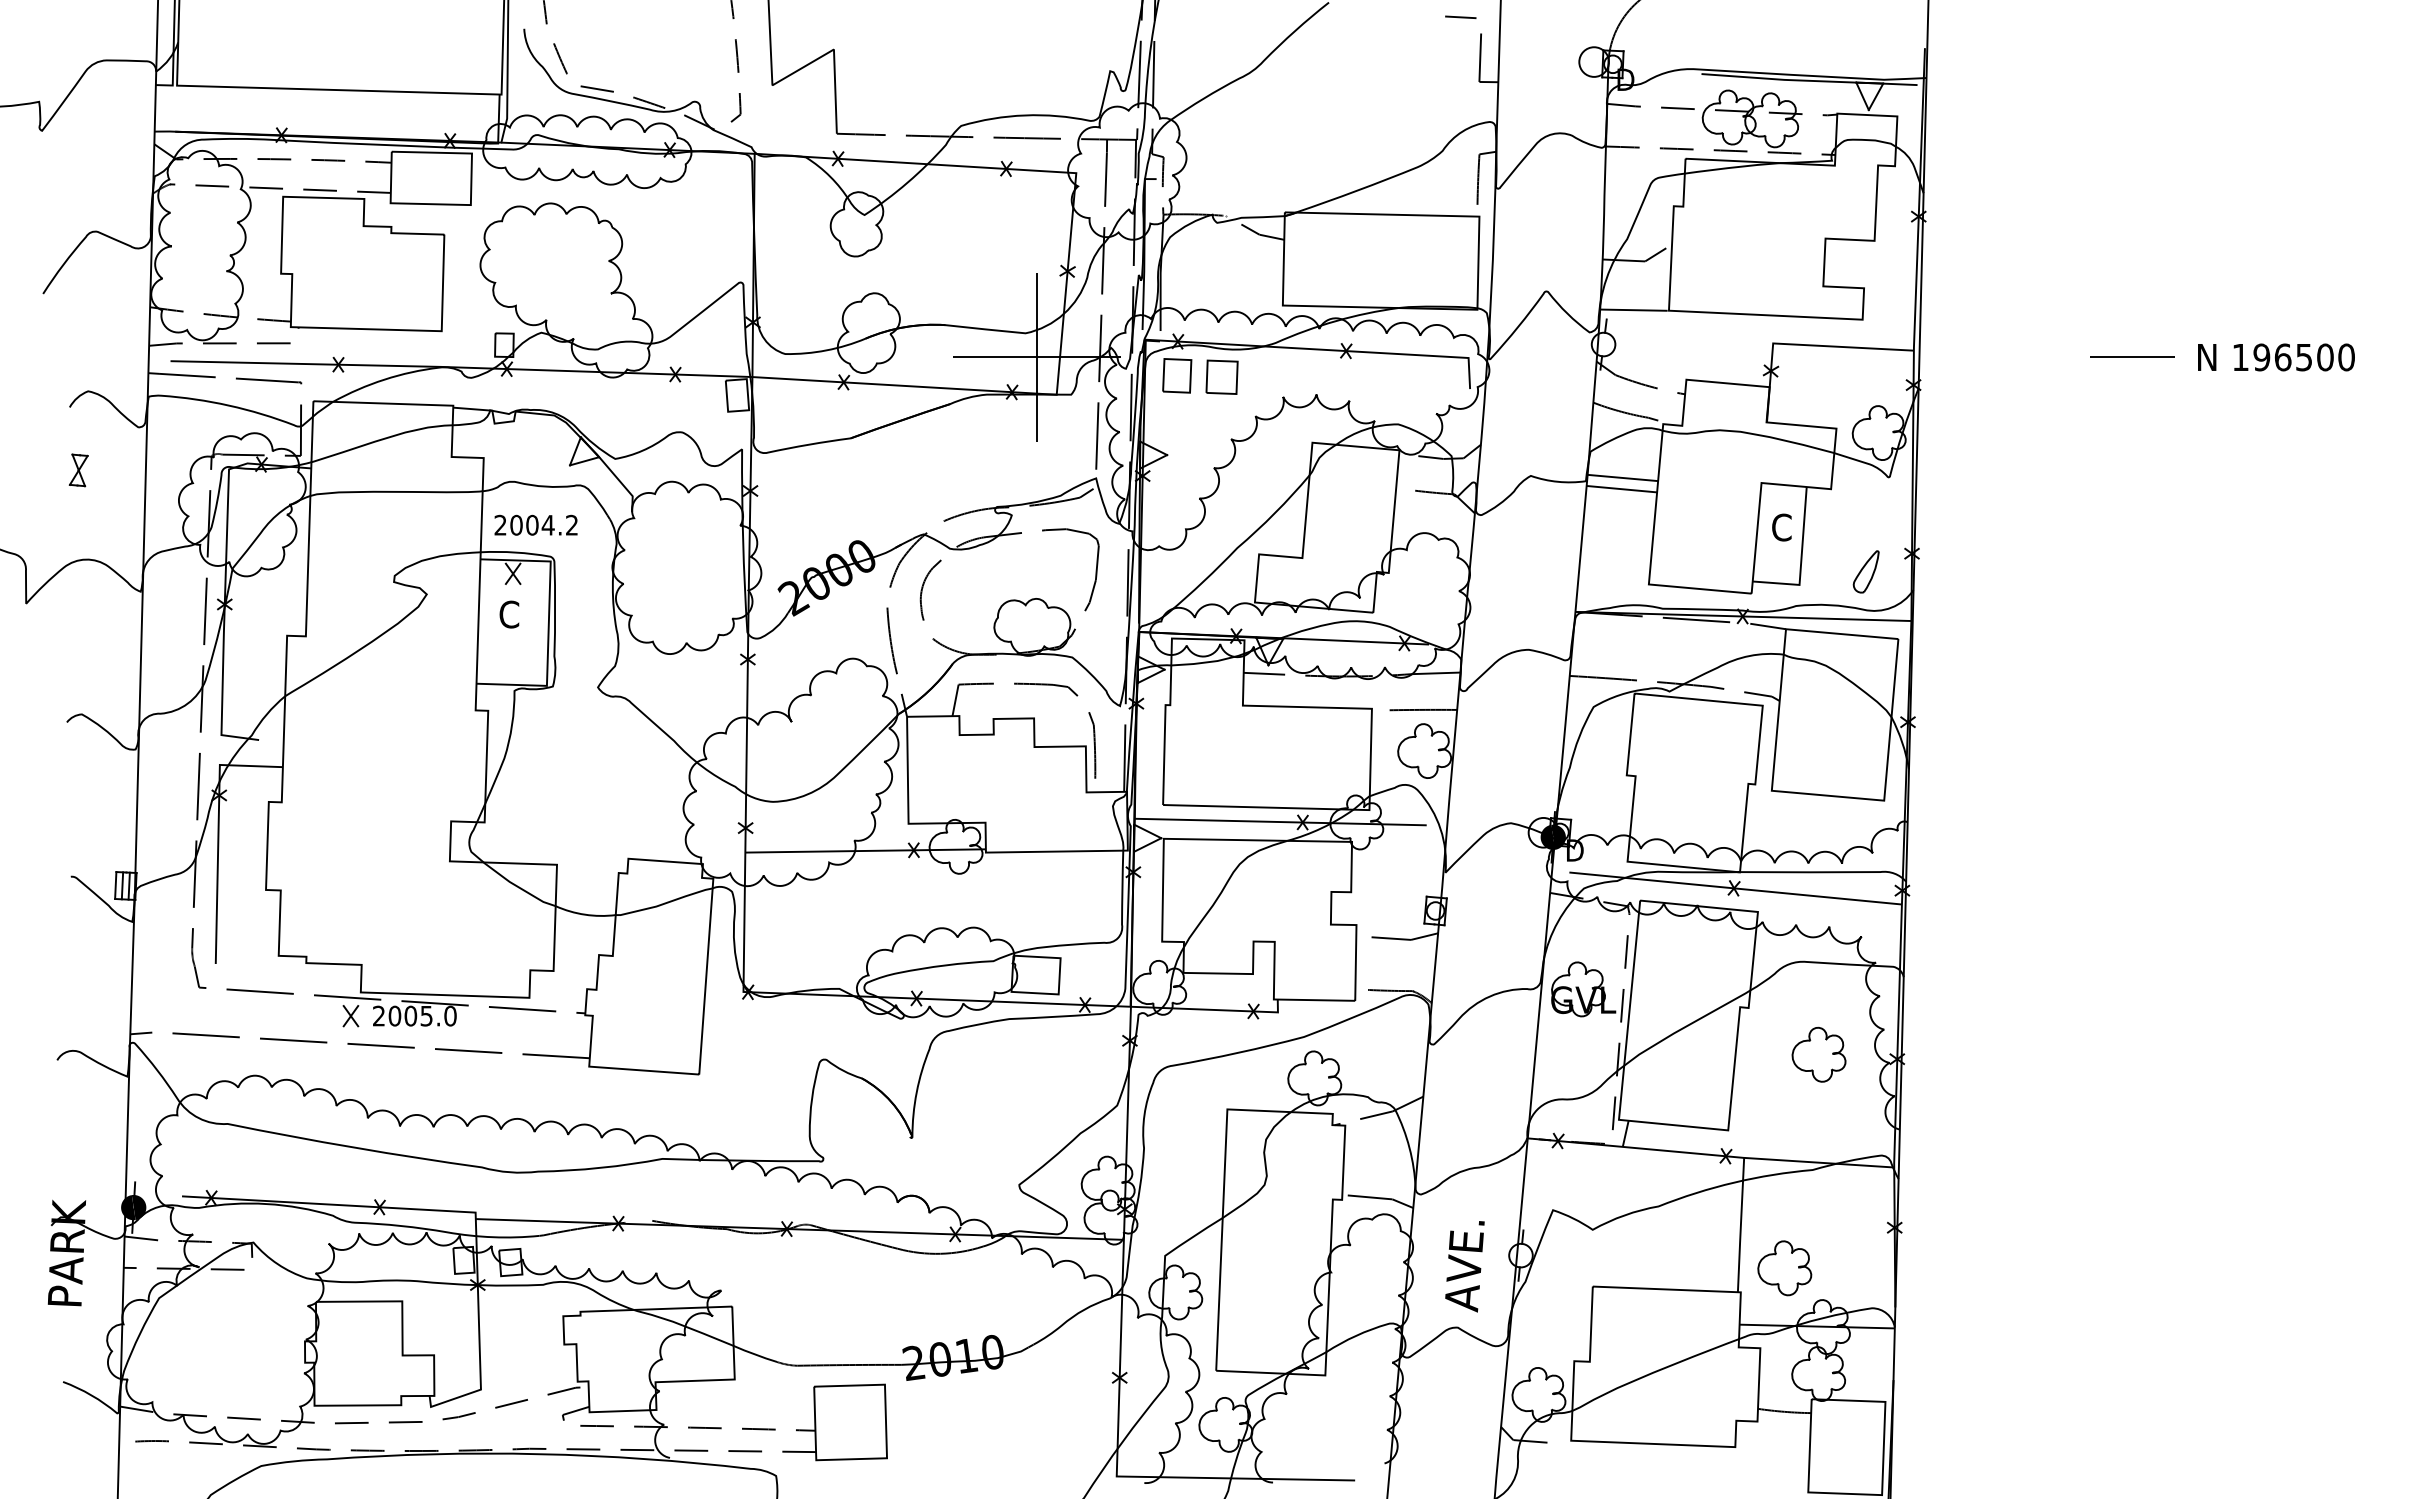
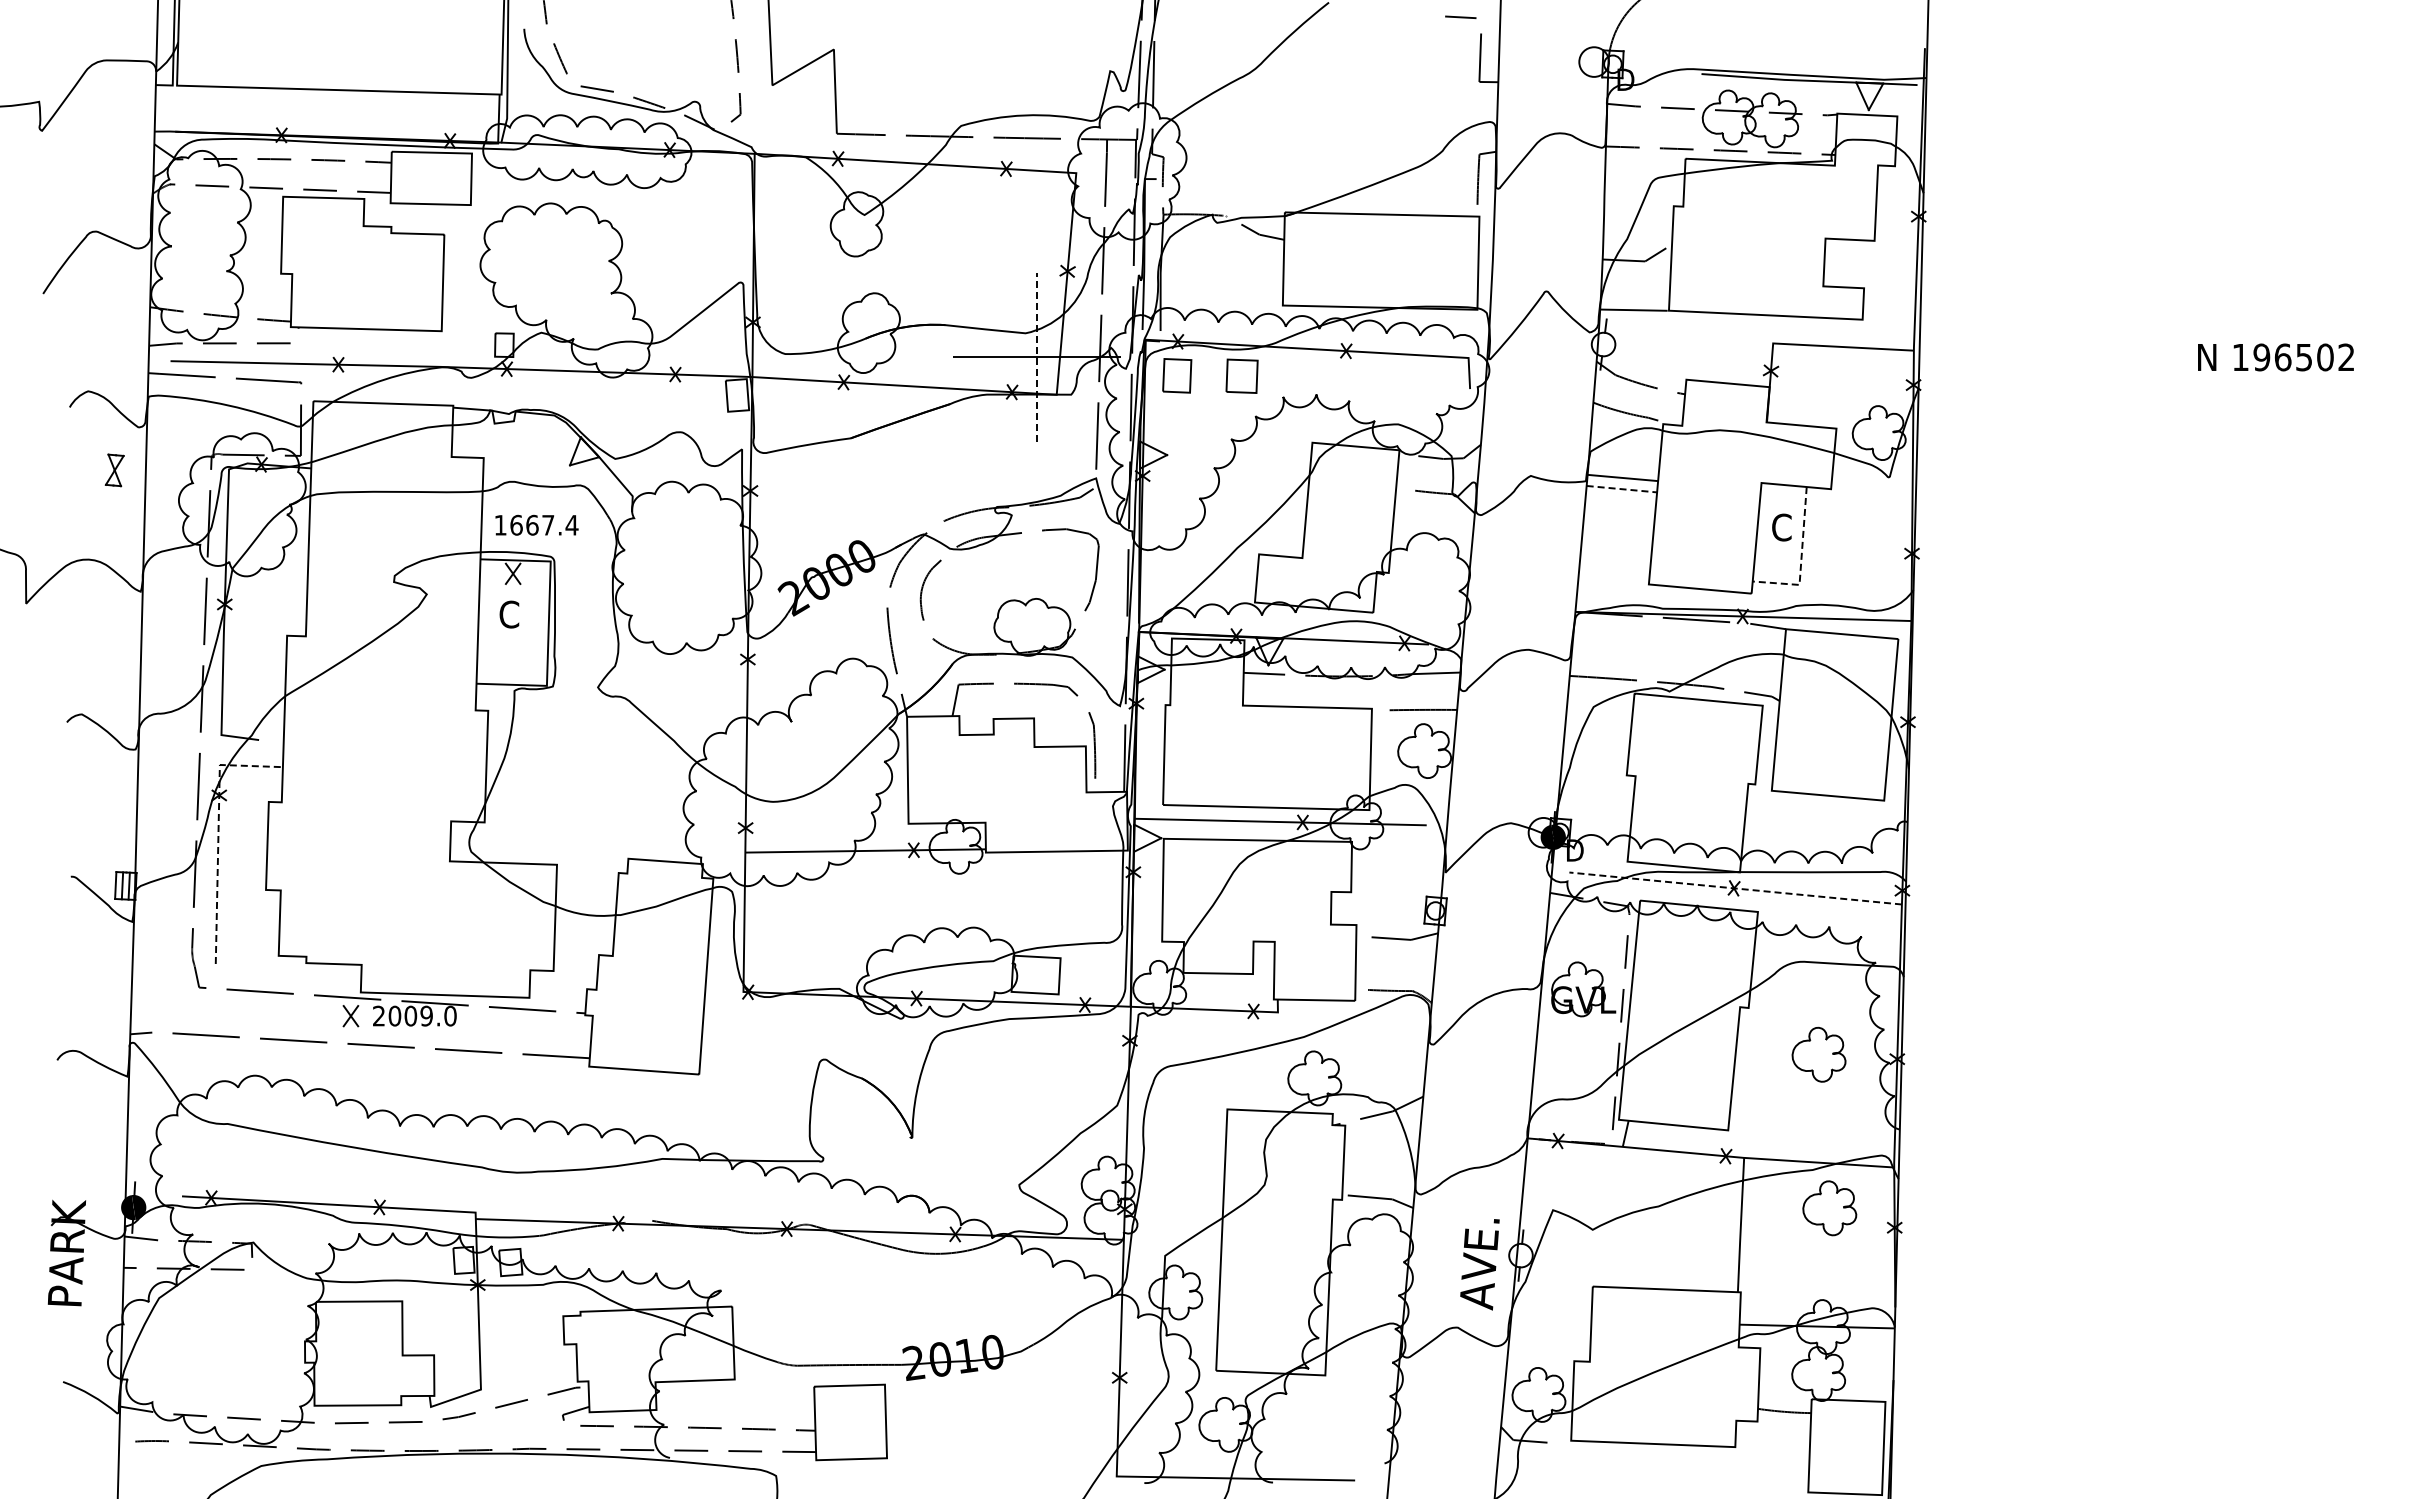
line: solid -> dashed (1036, 356)
line: present -> none (2132, 356)
text: 196500 -> 196502 (2346, 357)
part position: (1221, 376) -> (1241, 375) (1241, 375)
part position: (78, 470) -> (114, 470) (114, 470)
line: solid -> dashed (1622, 489)
text: 2004.2 -> 1667.4 (536, 524)
line: solid -> dashed (1801, 560)
part: present -> none (1865, 571)
line: solid -> dashed (218, 831)
line: solid -> dashed (1735, 888)
text: 2005.0 -> 2009.0 (426, 1015)
text position: (1464, 1266) -> (1479, 1264) (1479, 1264)
part position: (1784, 1268) -> (1829, 1208) (1829, 1208)
